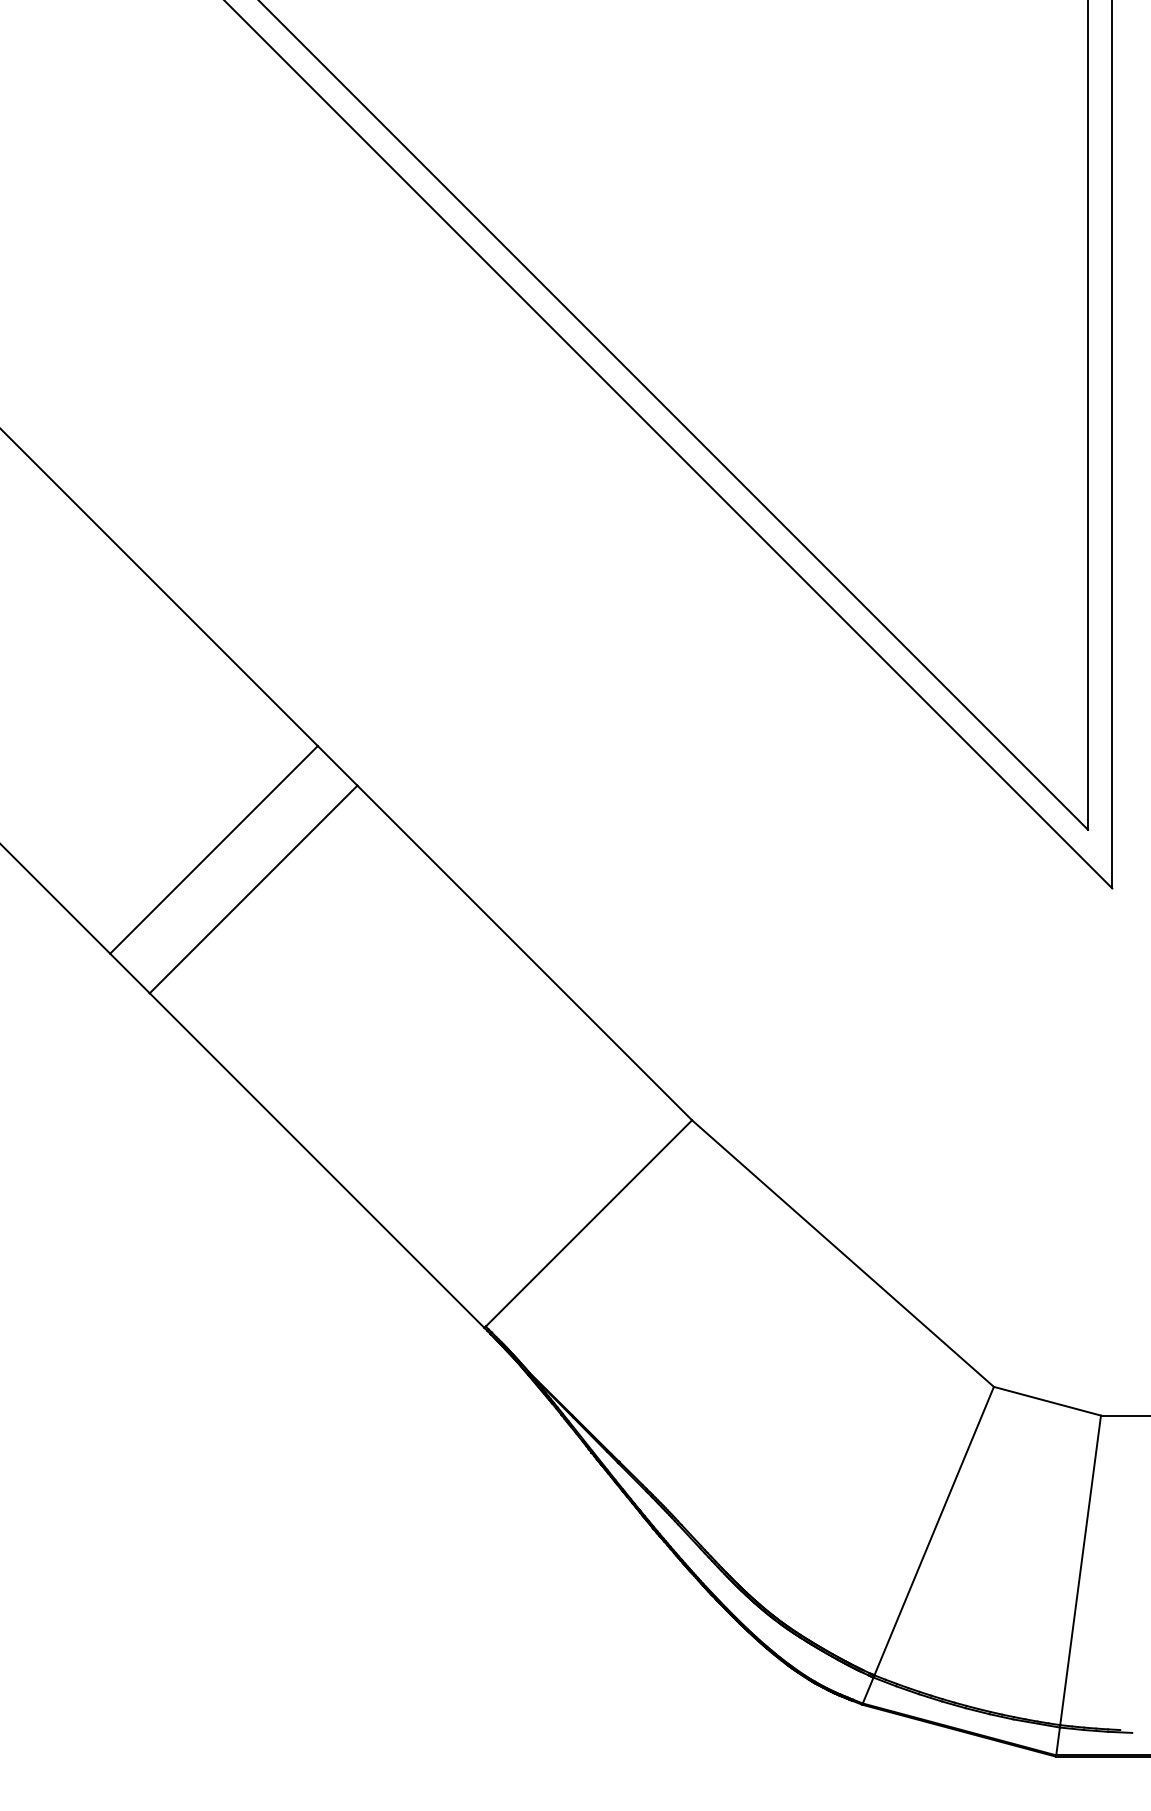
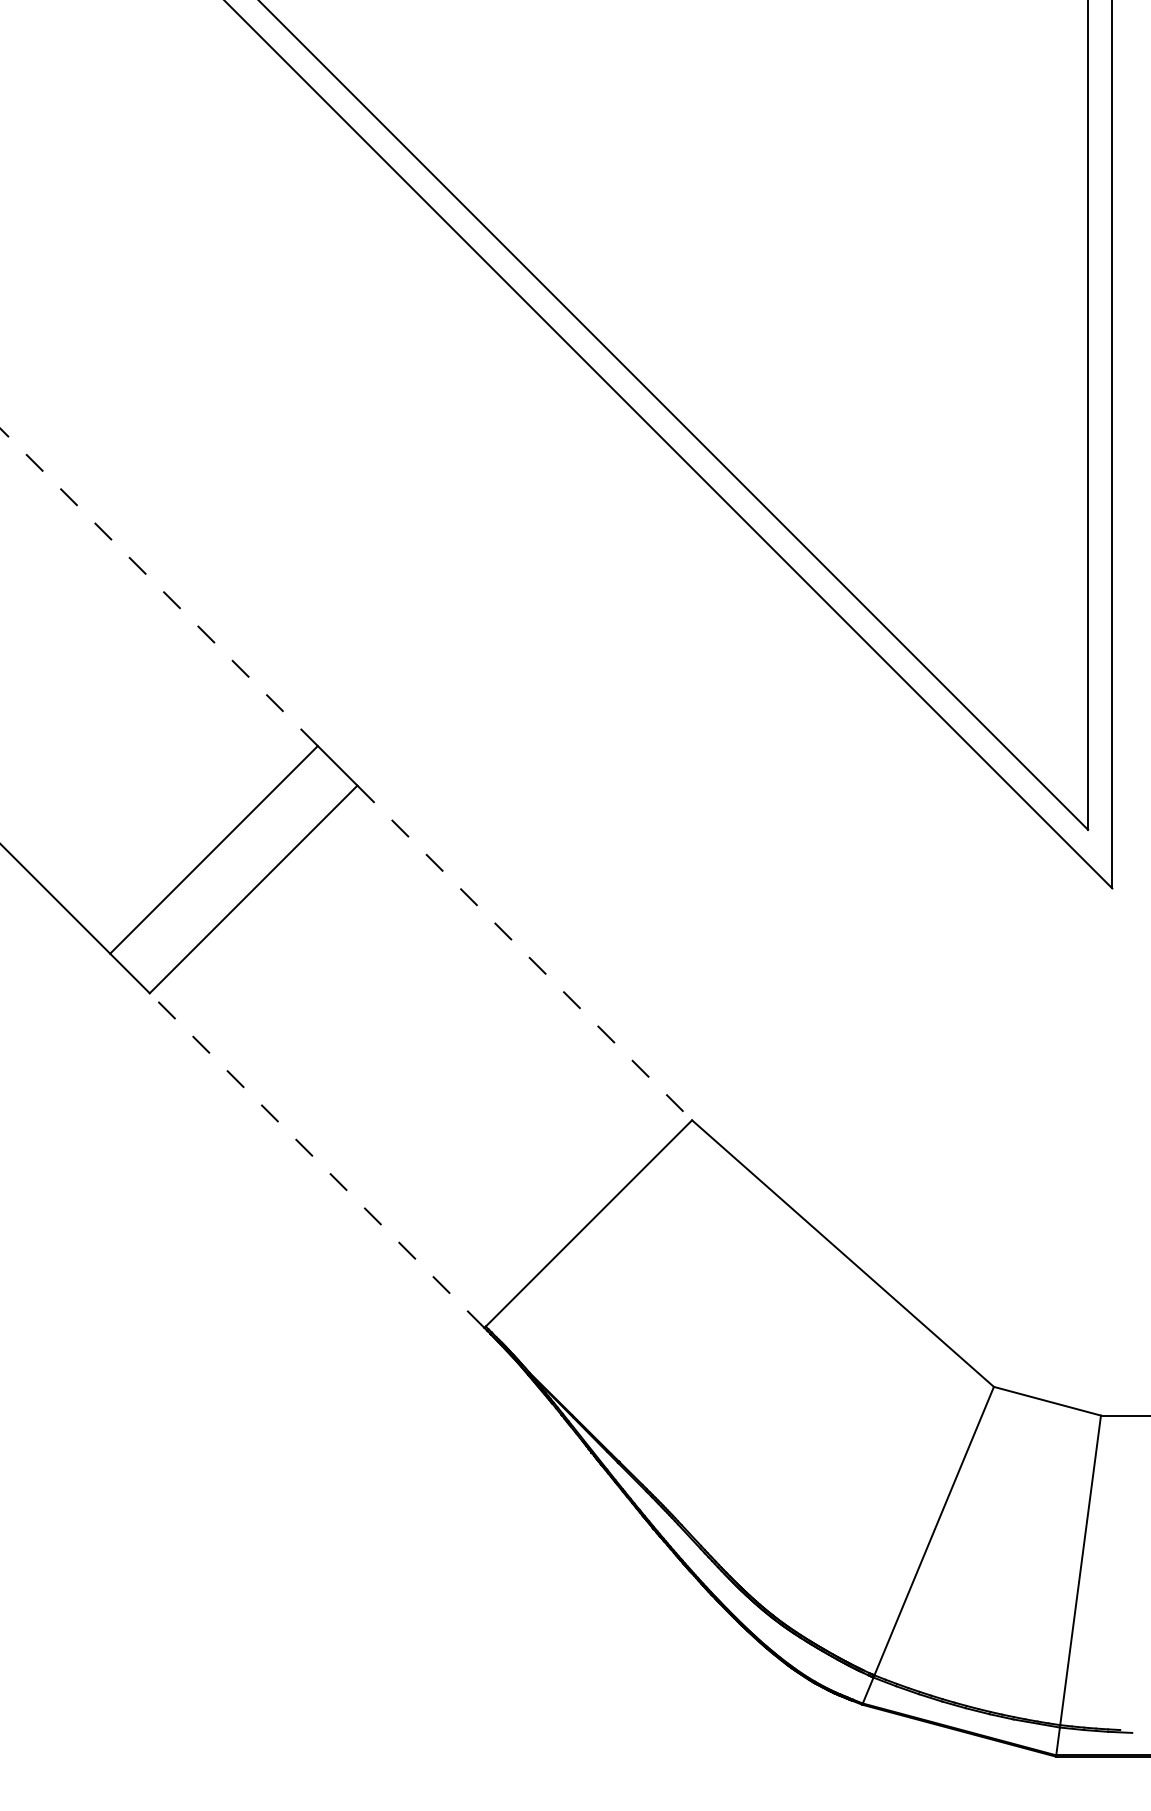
line: solid -> dashed (159, 587)
line: solid -> dashed (524, 952)
line: solid -> dashed (317, 1160)
